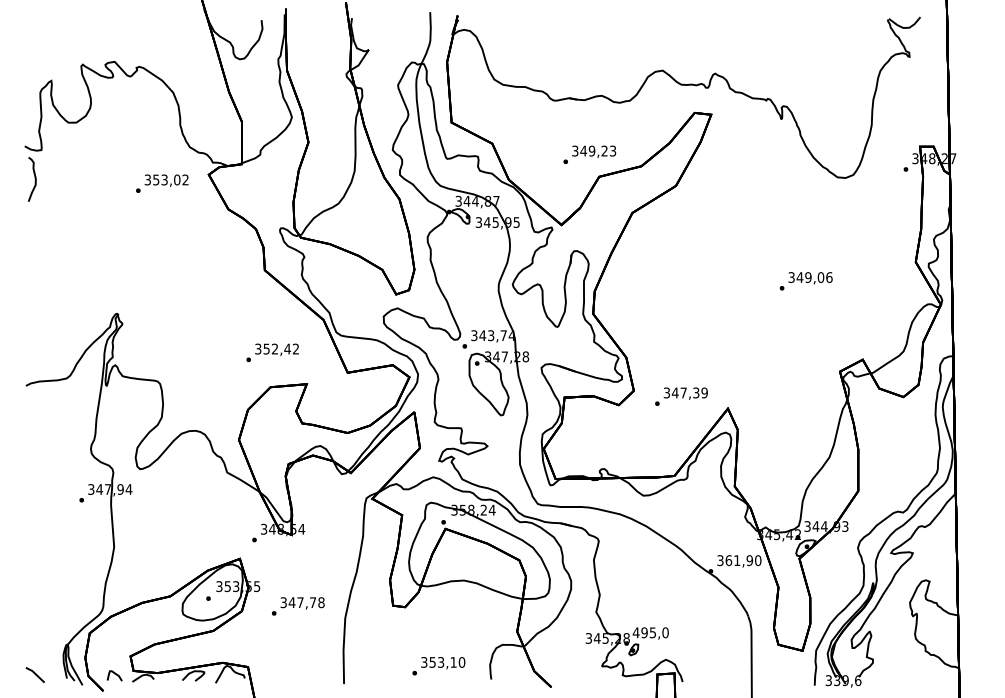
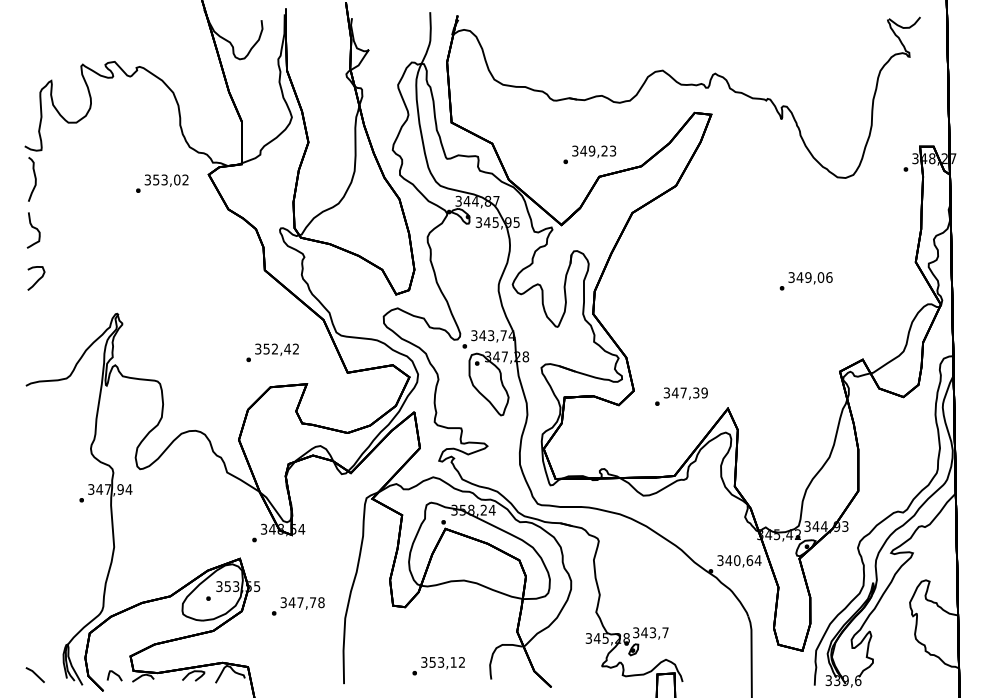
curve: none -> present (33, 228)
curve: none -> present (37, 279)
text: 361,90 -> 340,64 (743, 560)
text: 495,0 -> 343,7 (650, 632)
text: 353,10 -> 353,12 (461, 662)
